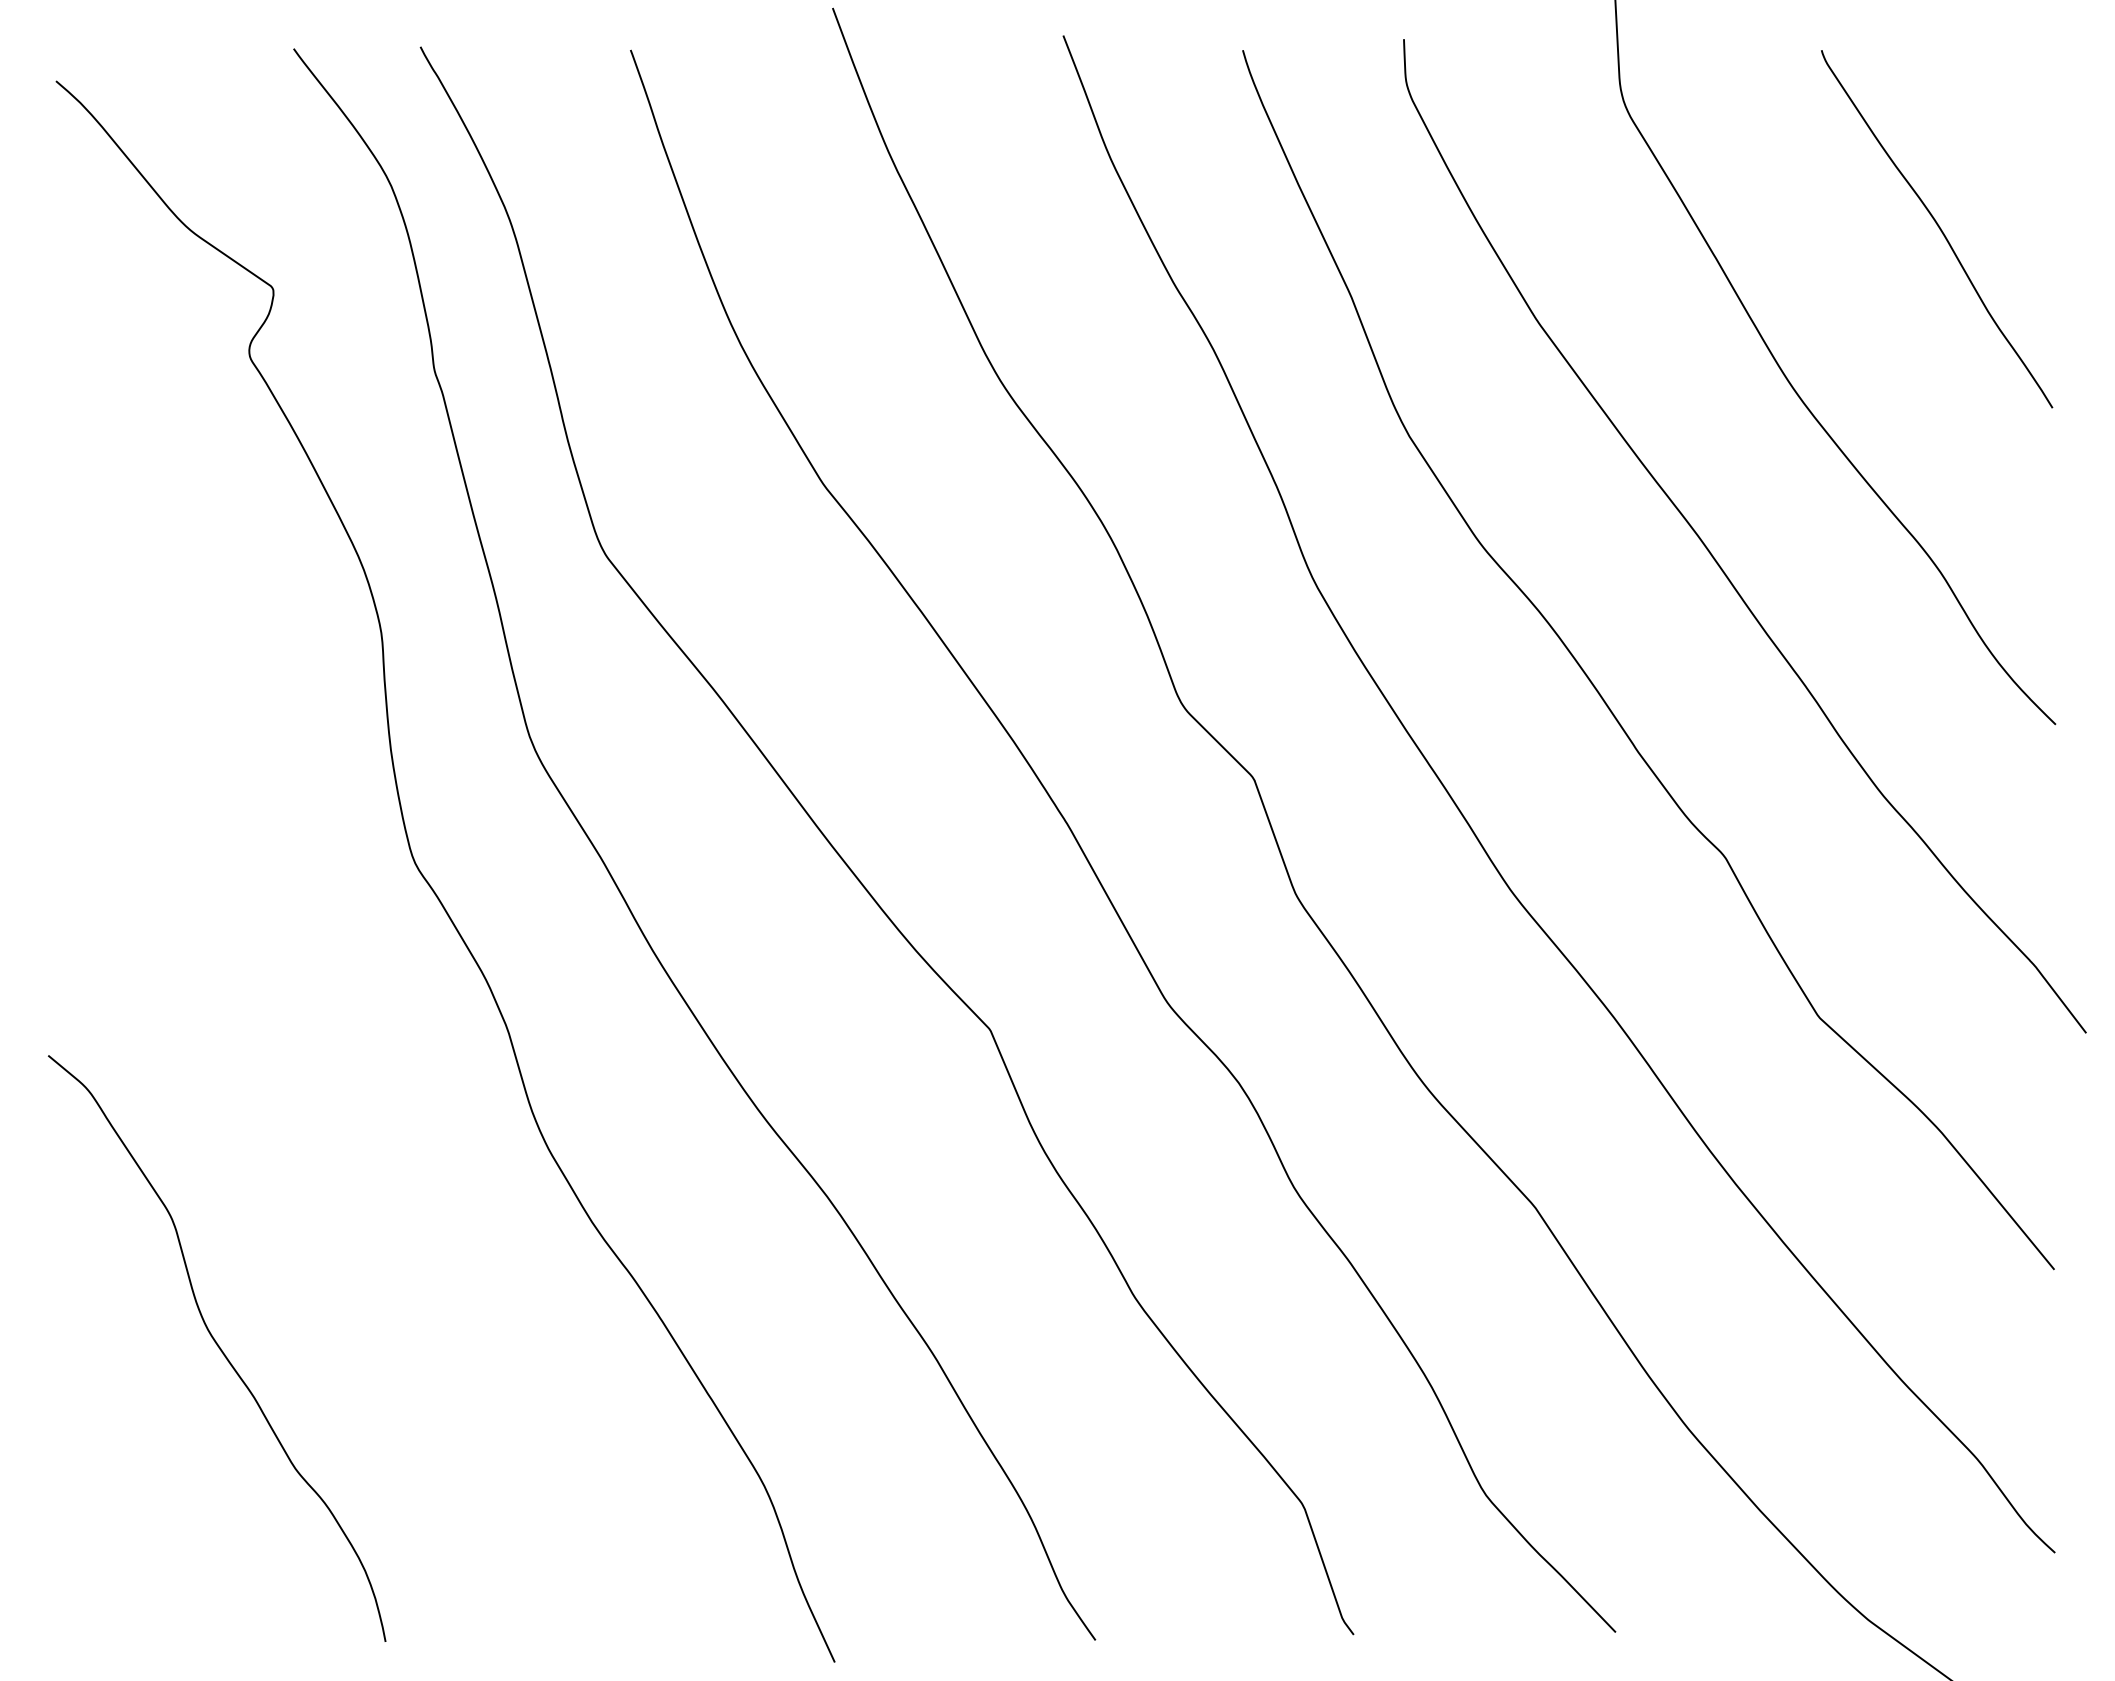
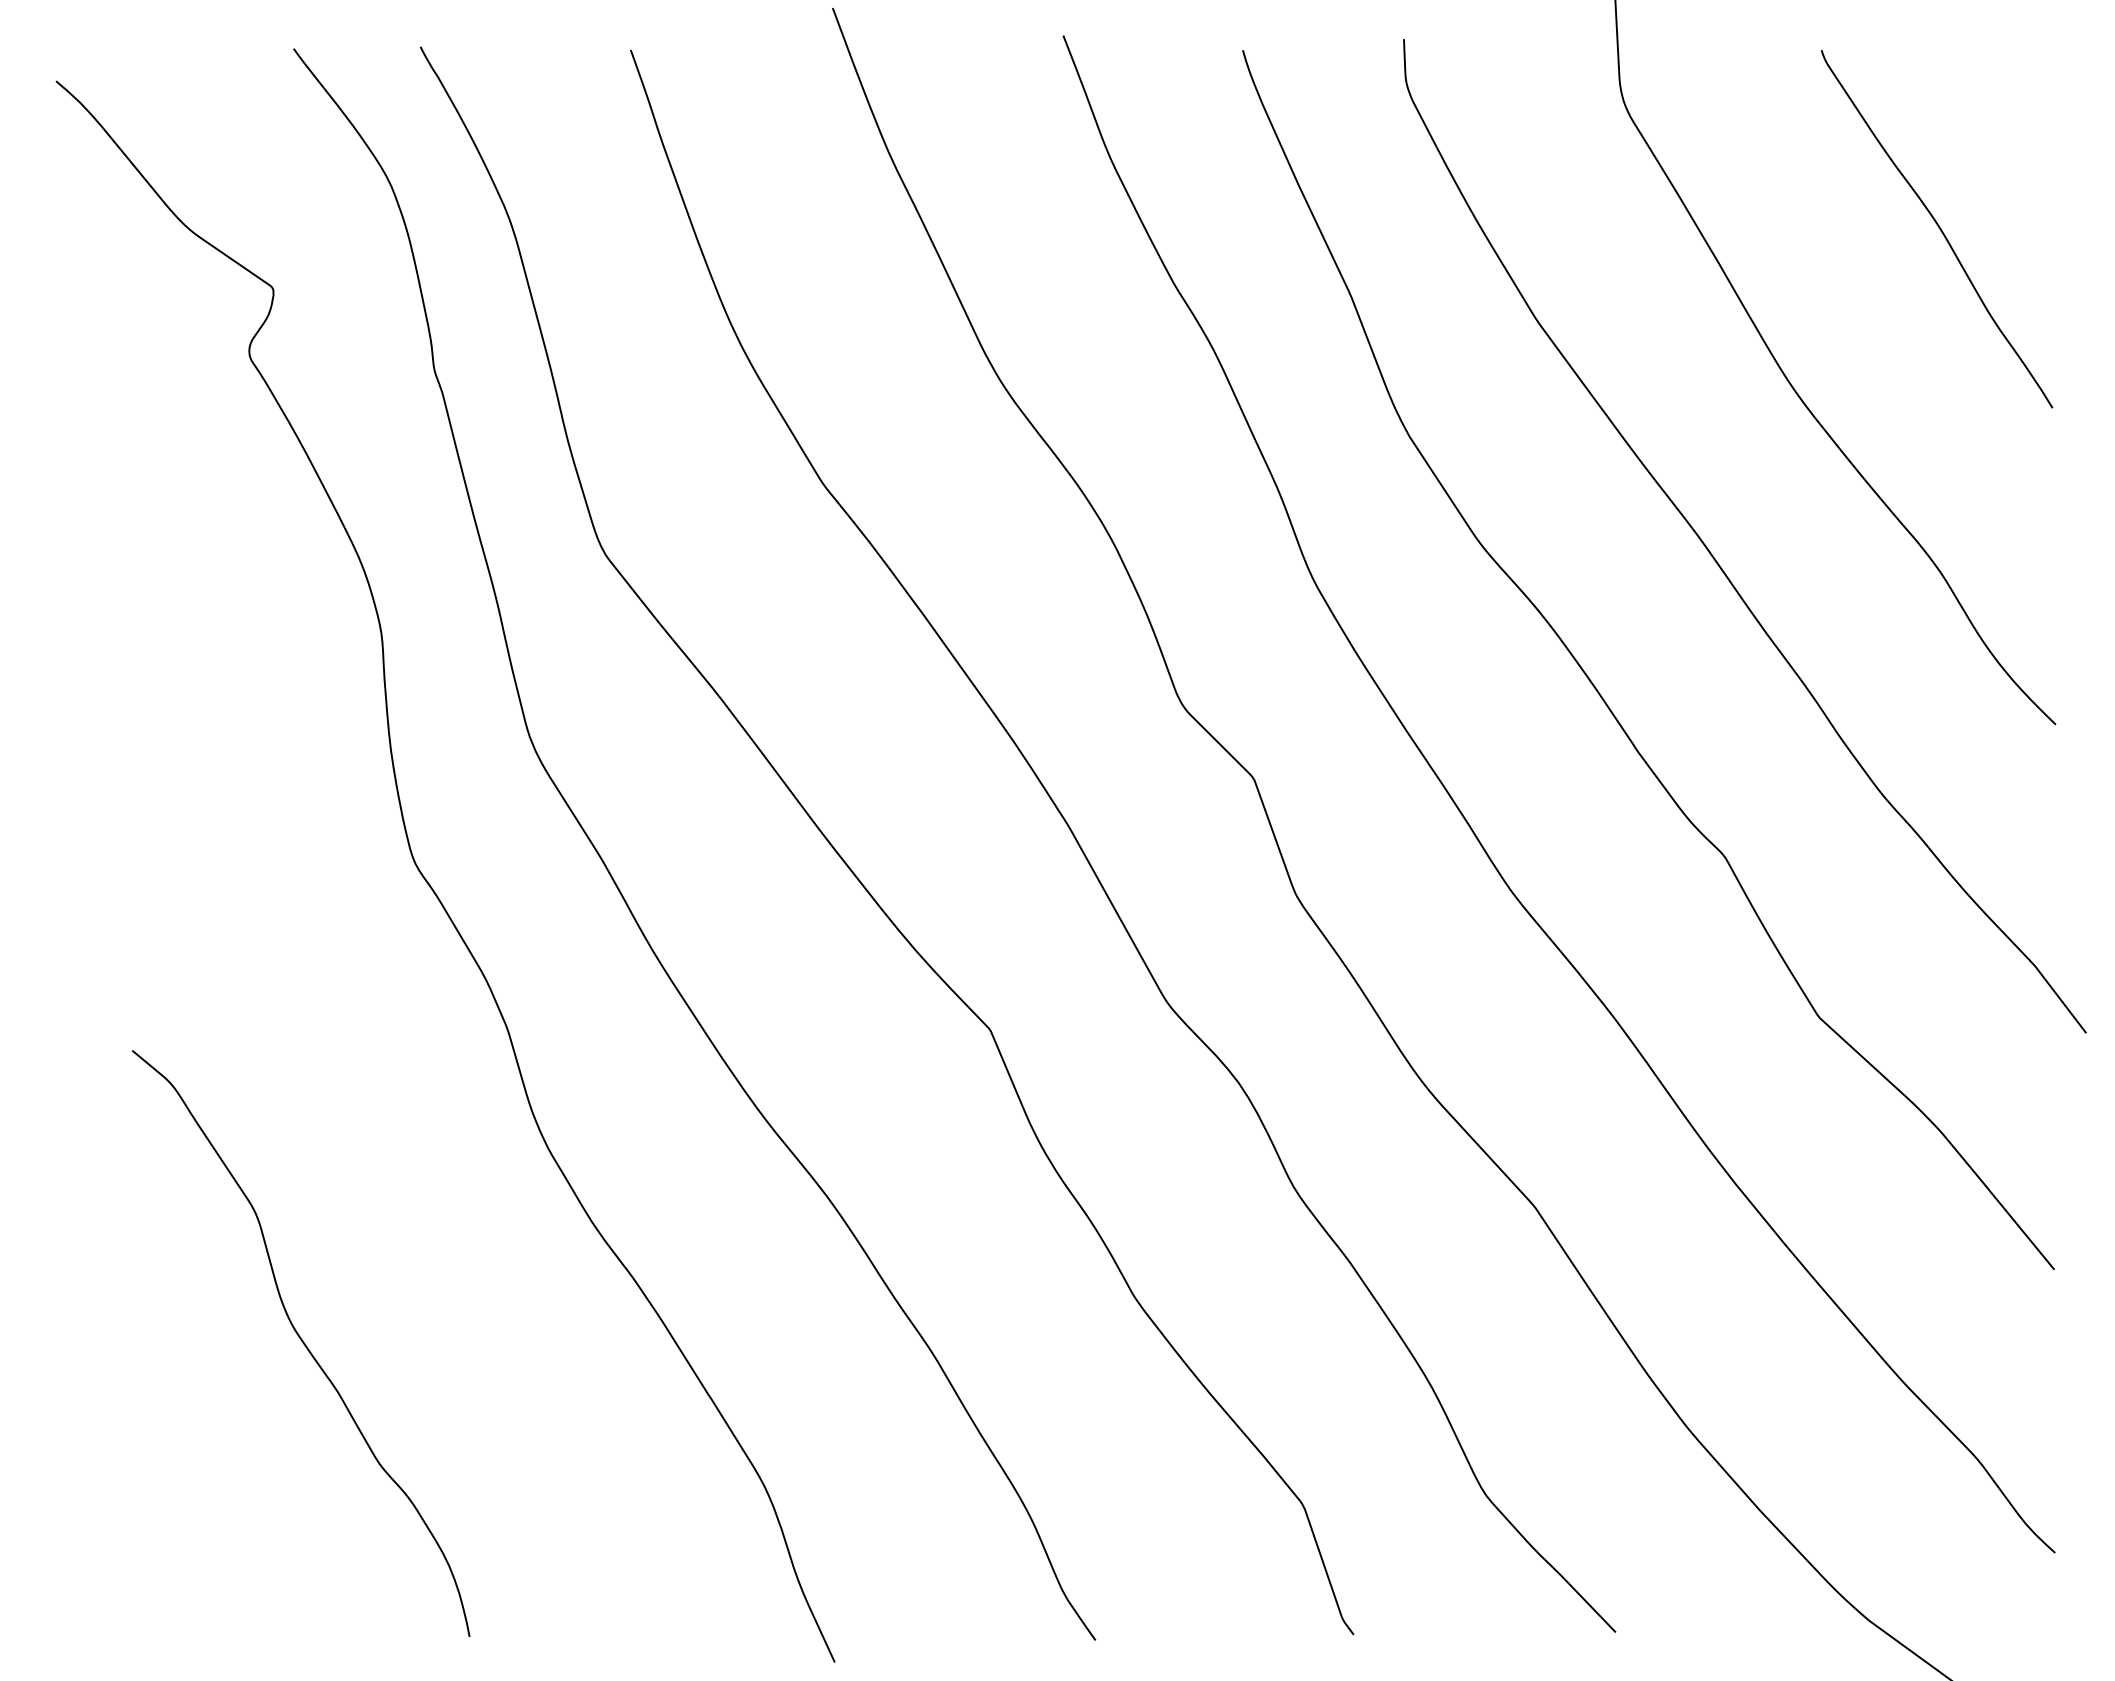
curve position: (218, 1348) -> (302, 1343) (302, 1343)
